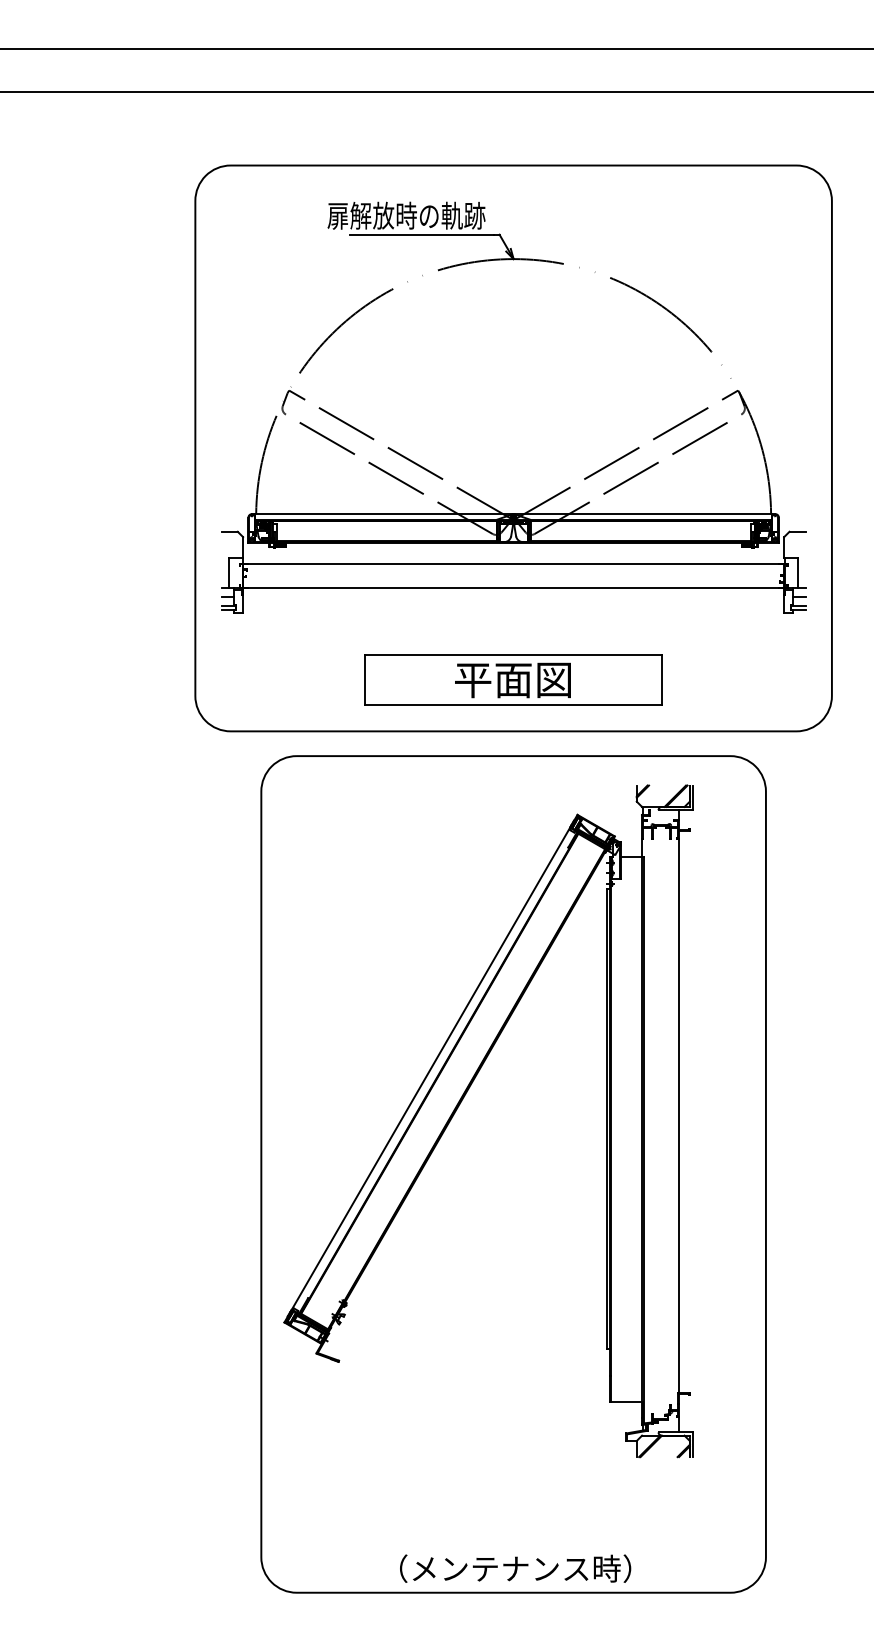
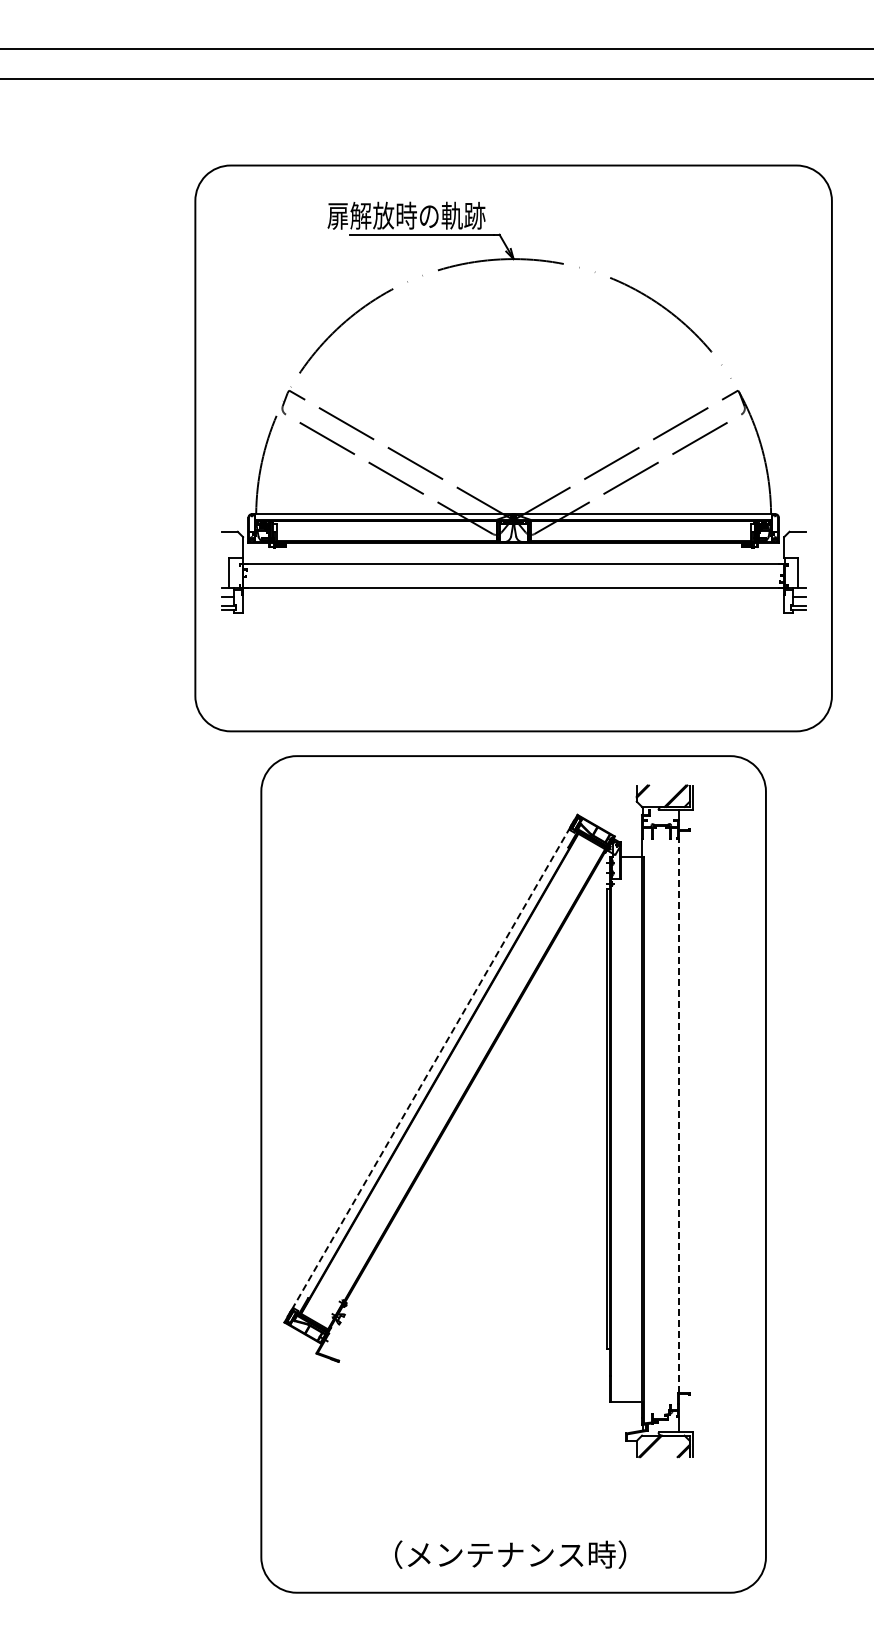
line position: (436, 91) -> (436, 78) (436, 78)
part: present -> none (513, 679)
line: solid -> dashed (430, 1068)
line: solid -> dashed (679, 1115)
text position: (515, 1568) -> (510, 1554) (510, 1554)
